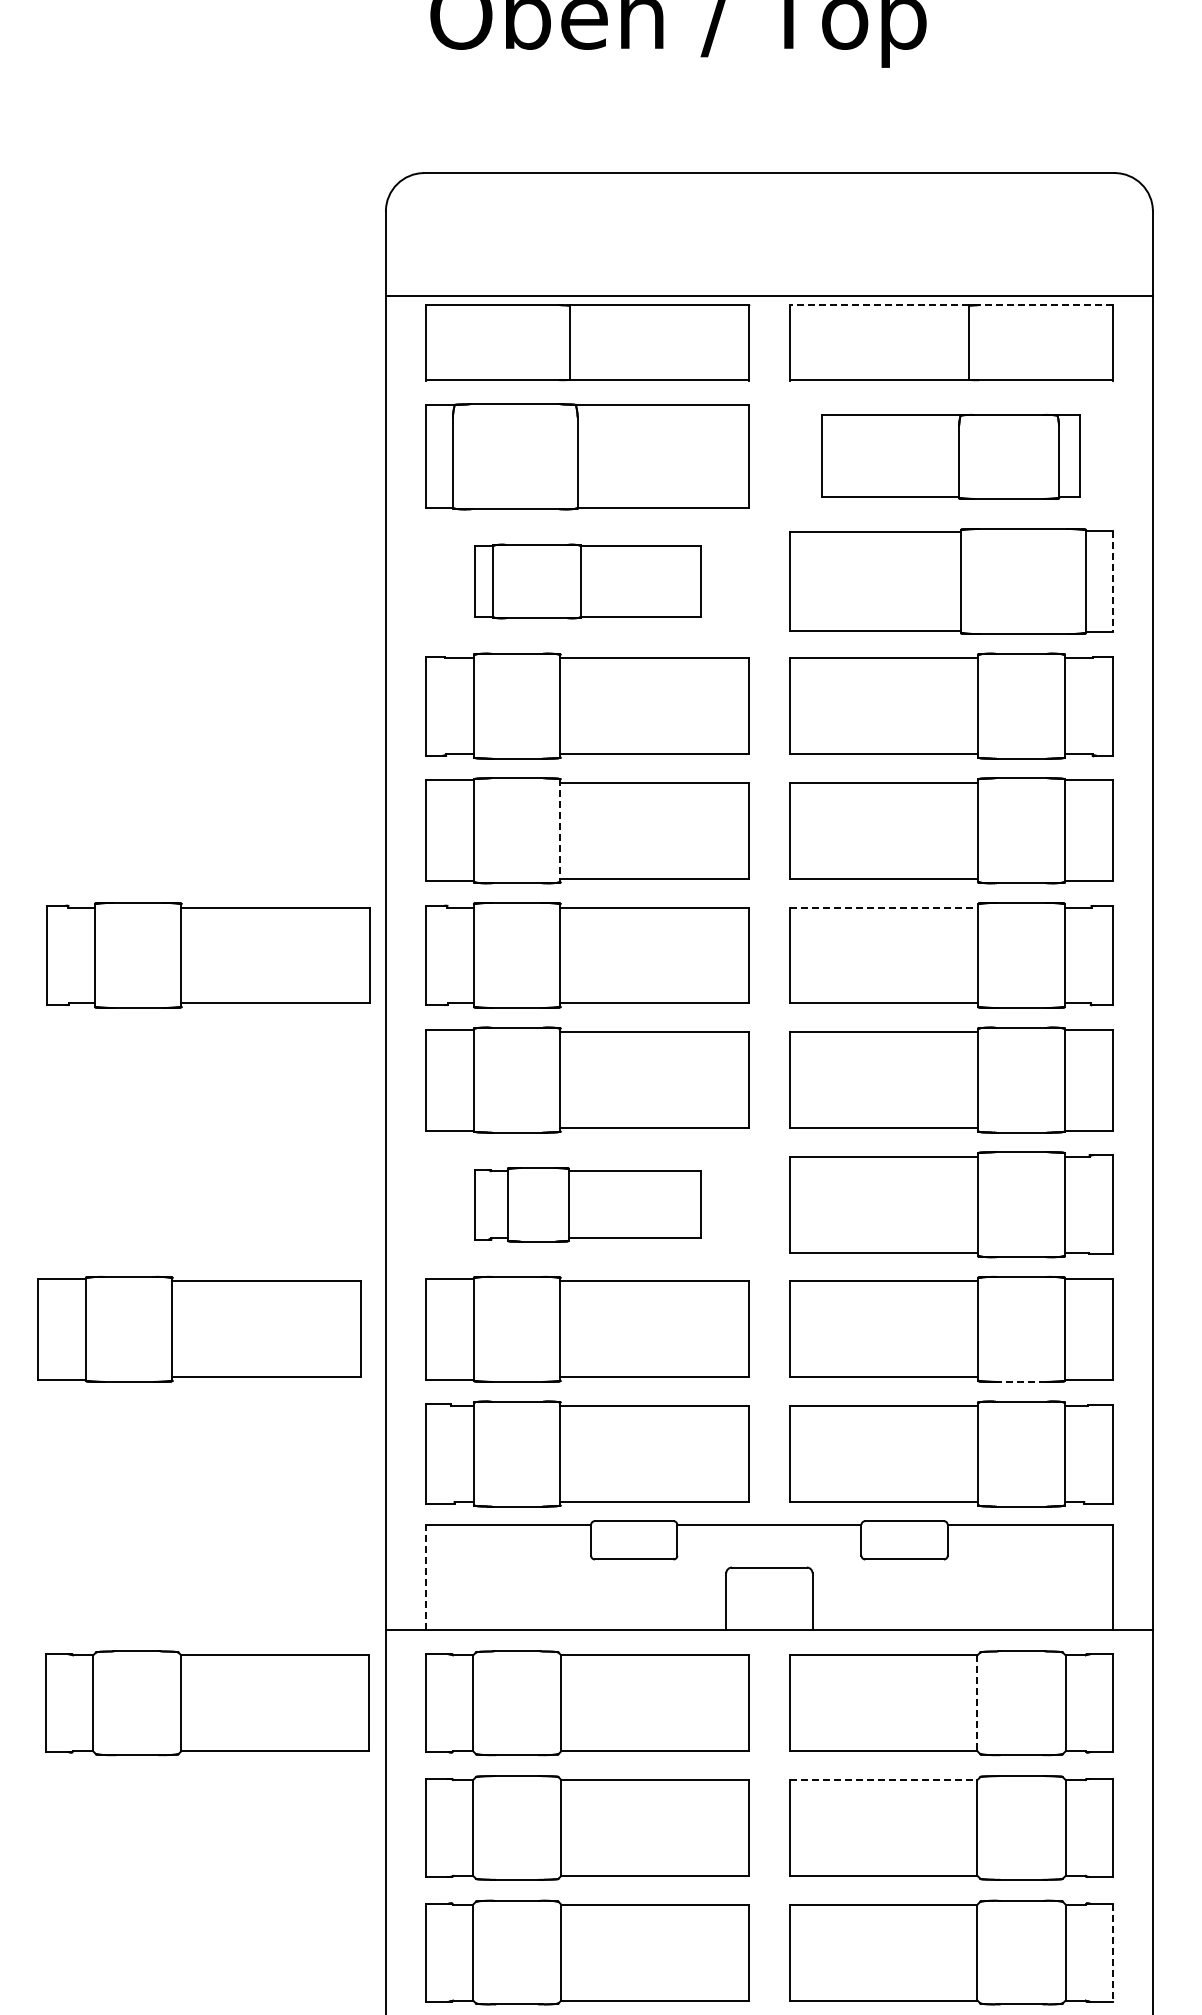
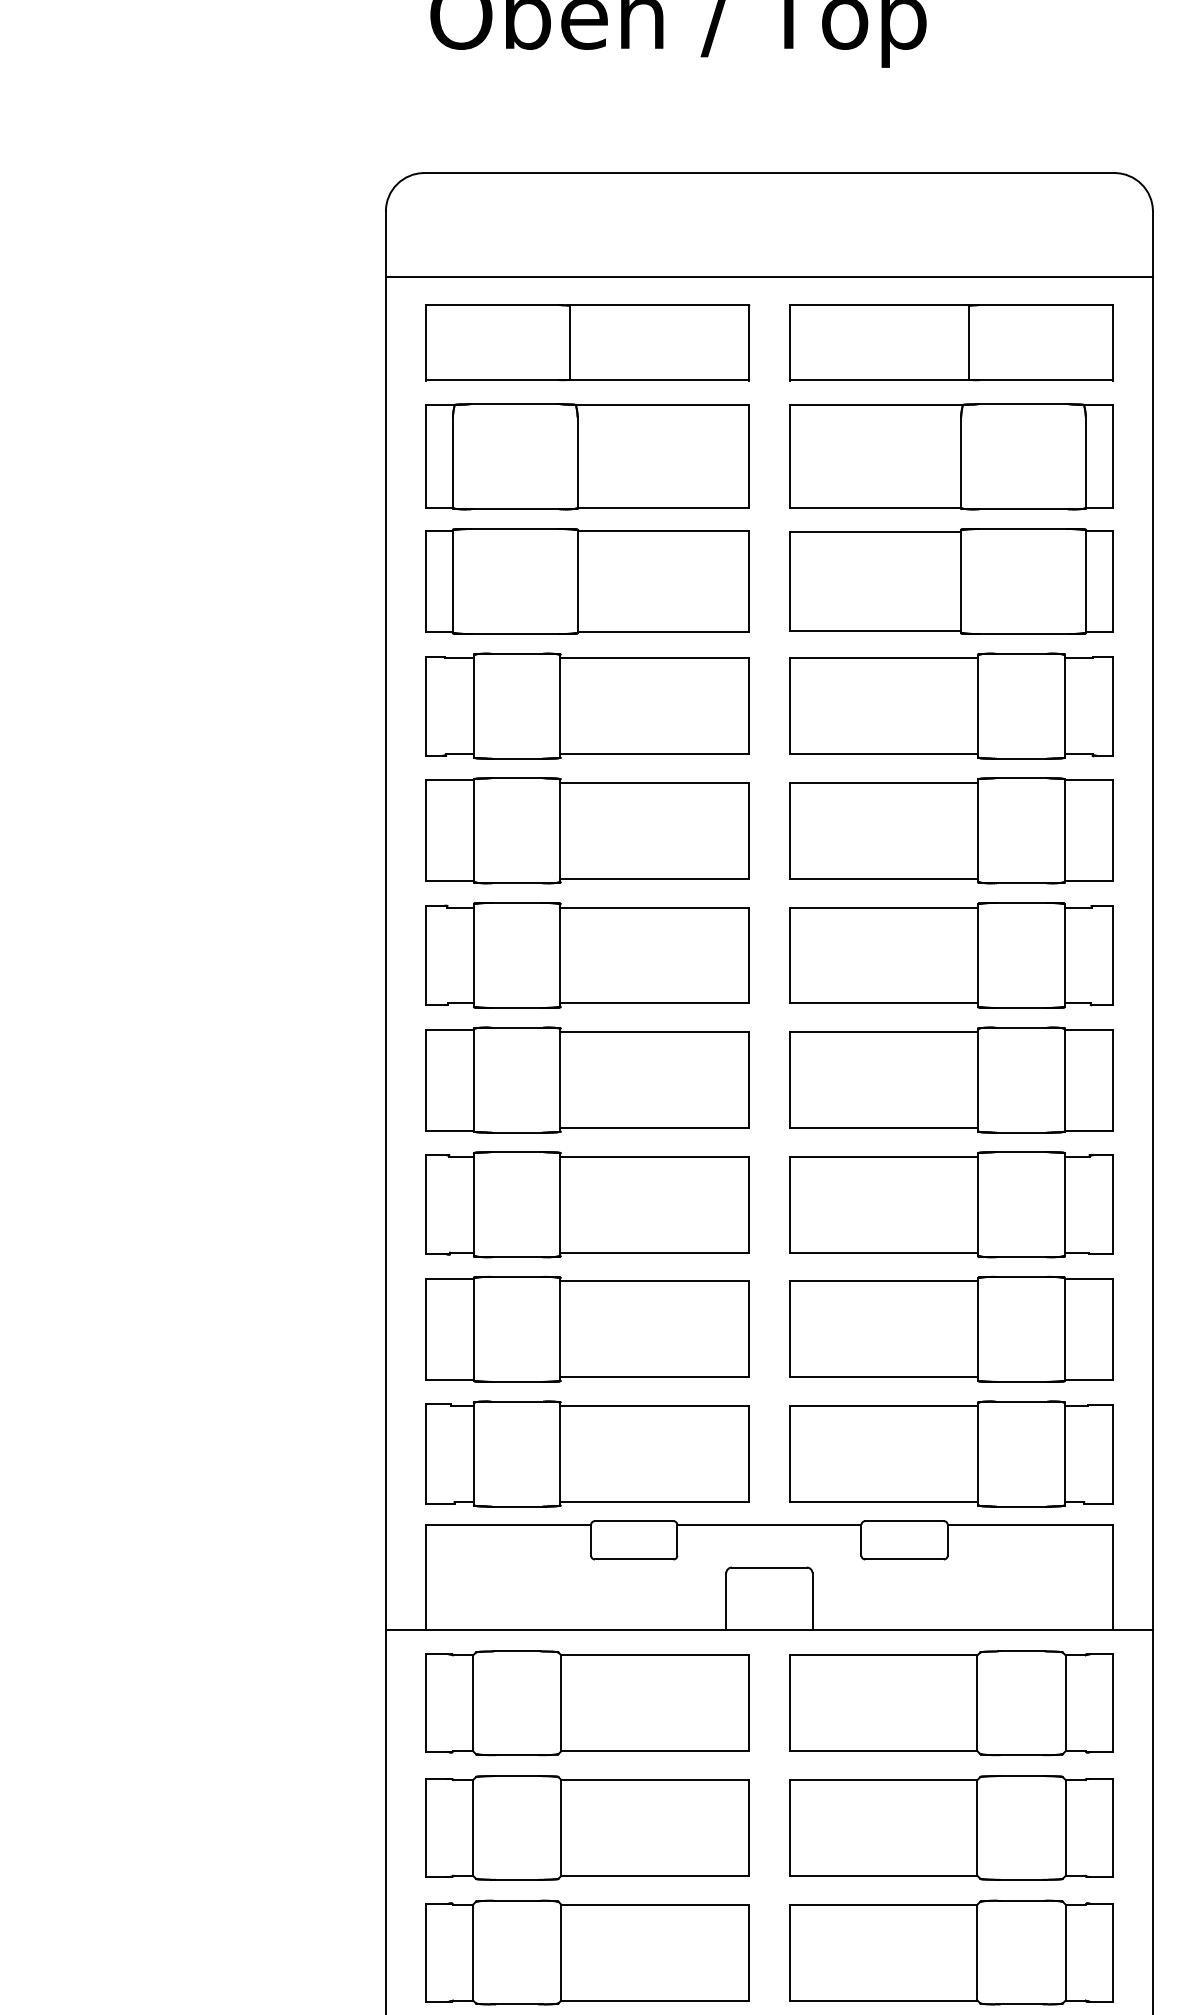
line position: (768, 295) -> (768, 276) (768, 276)
line: dashed -> solid (879, 305)
line: dashed -> solid (1046, 305)
part size: 260x86 px -> 325x108 px (951, 456)
part size: 228x77 px -> 325x107 px (587, 581)
line: dashed -> solid (1112, 581)
line: dashed -> solid (560, 830)
line: dashed -> solid (884, 907)
part: present -> none (208, 955)
part size: 228x76 px -> 325x108 px (587, 1204)
part: present -> none (199, 1328)
line: dashed -> solid (1021, 1381)
line: dashed -> solid (426, 1577)
part: present -> none (207, 1703)
line: dashed -> solid (977, 1703)
line: dashed -> solid (883, 1780)
line: dashed -> solid (1112, 1952)
